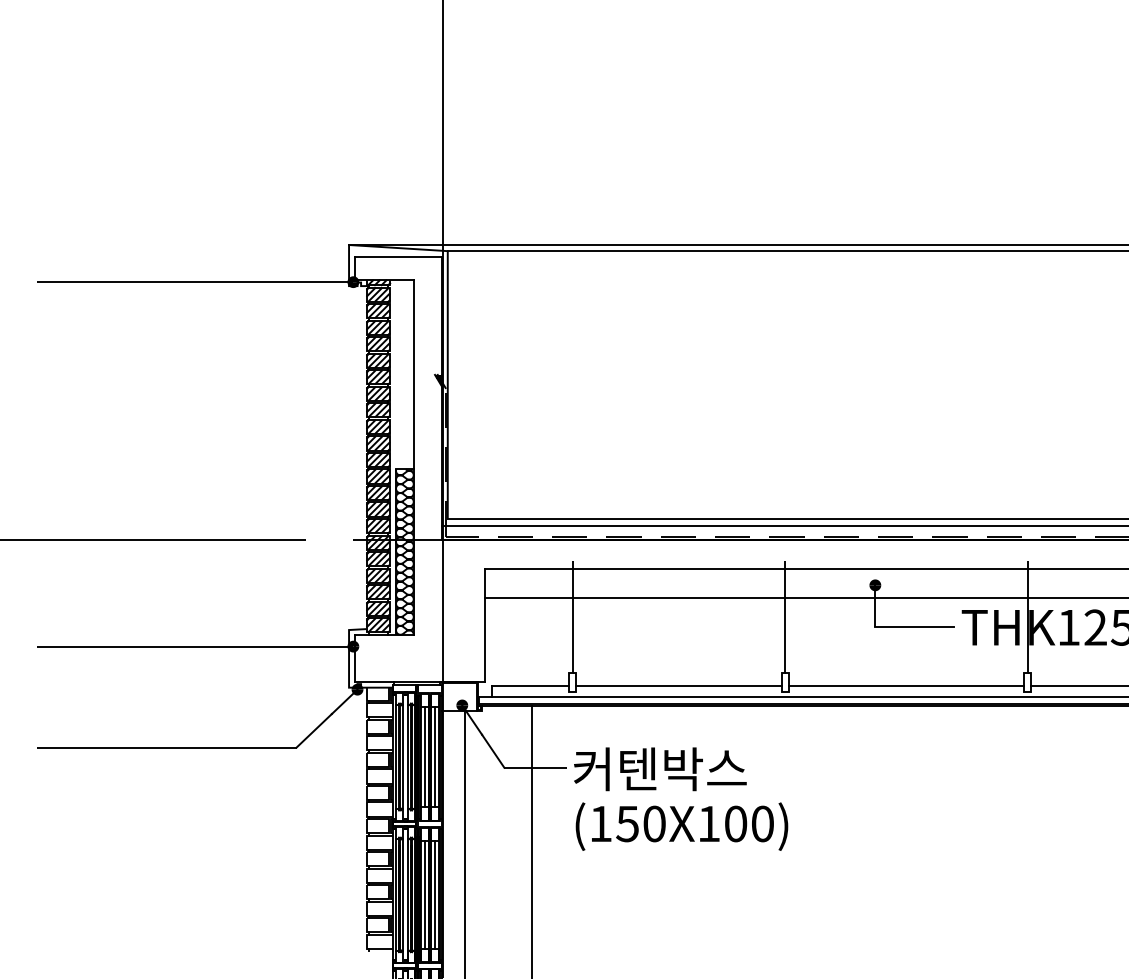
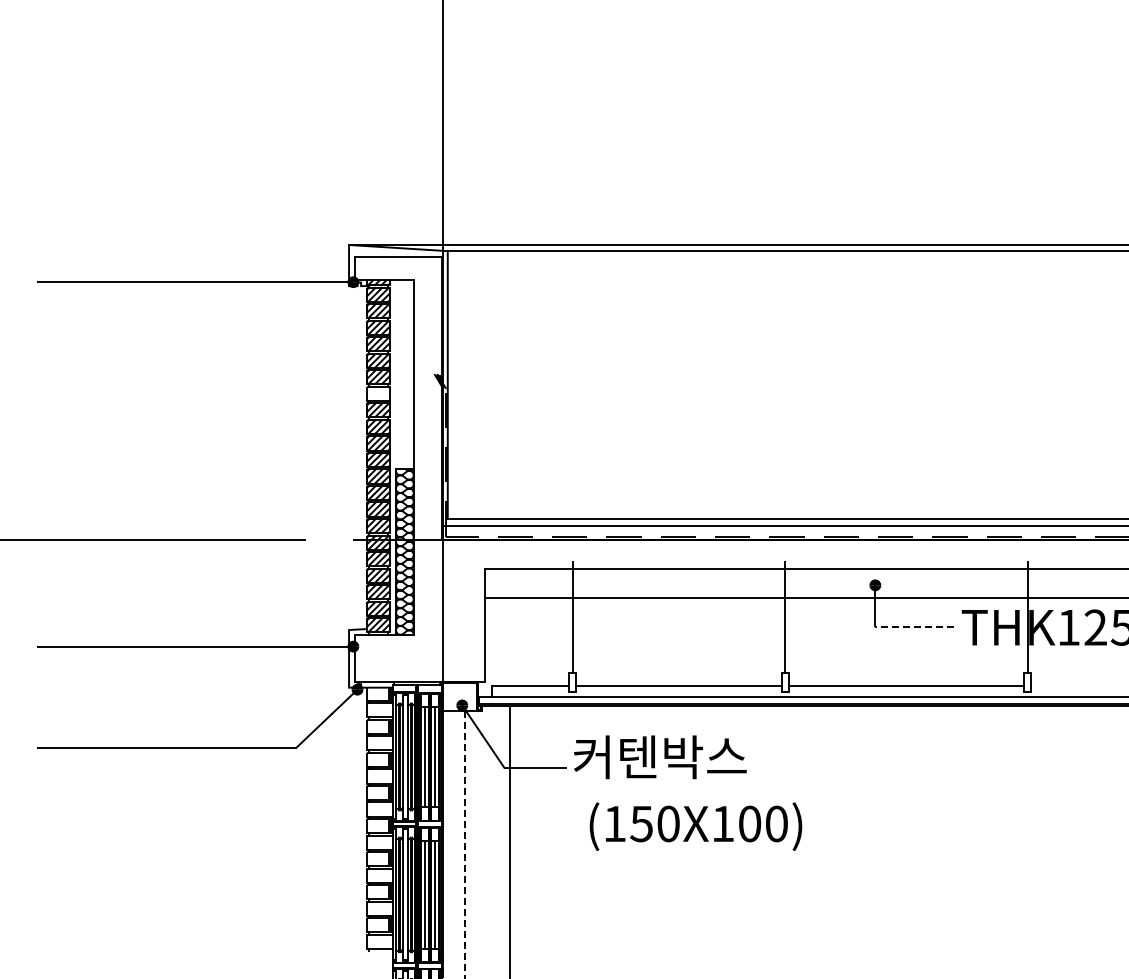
hatch: present -> none (378, 393)
line: solid -> dashed (914, 627)
line: present -> none (1078, 686)
text position: (660, 769) -> (660, 757) (660, 757)
text position: (681, 826) -> (695, 826) (695, 826)
line position: (531, 840) -> (509, 840) (509, 840)
line: solid -> dashed (465, 844)
